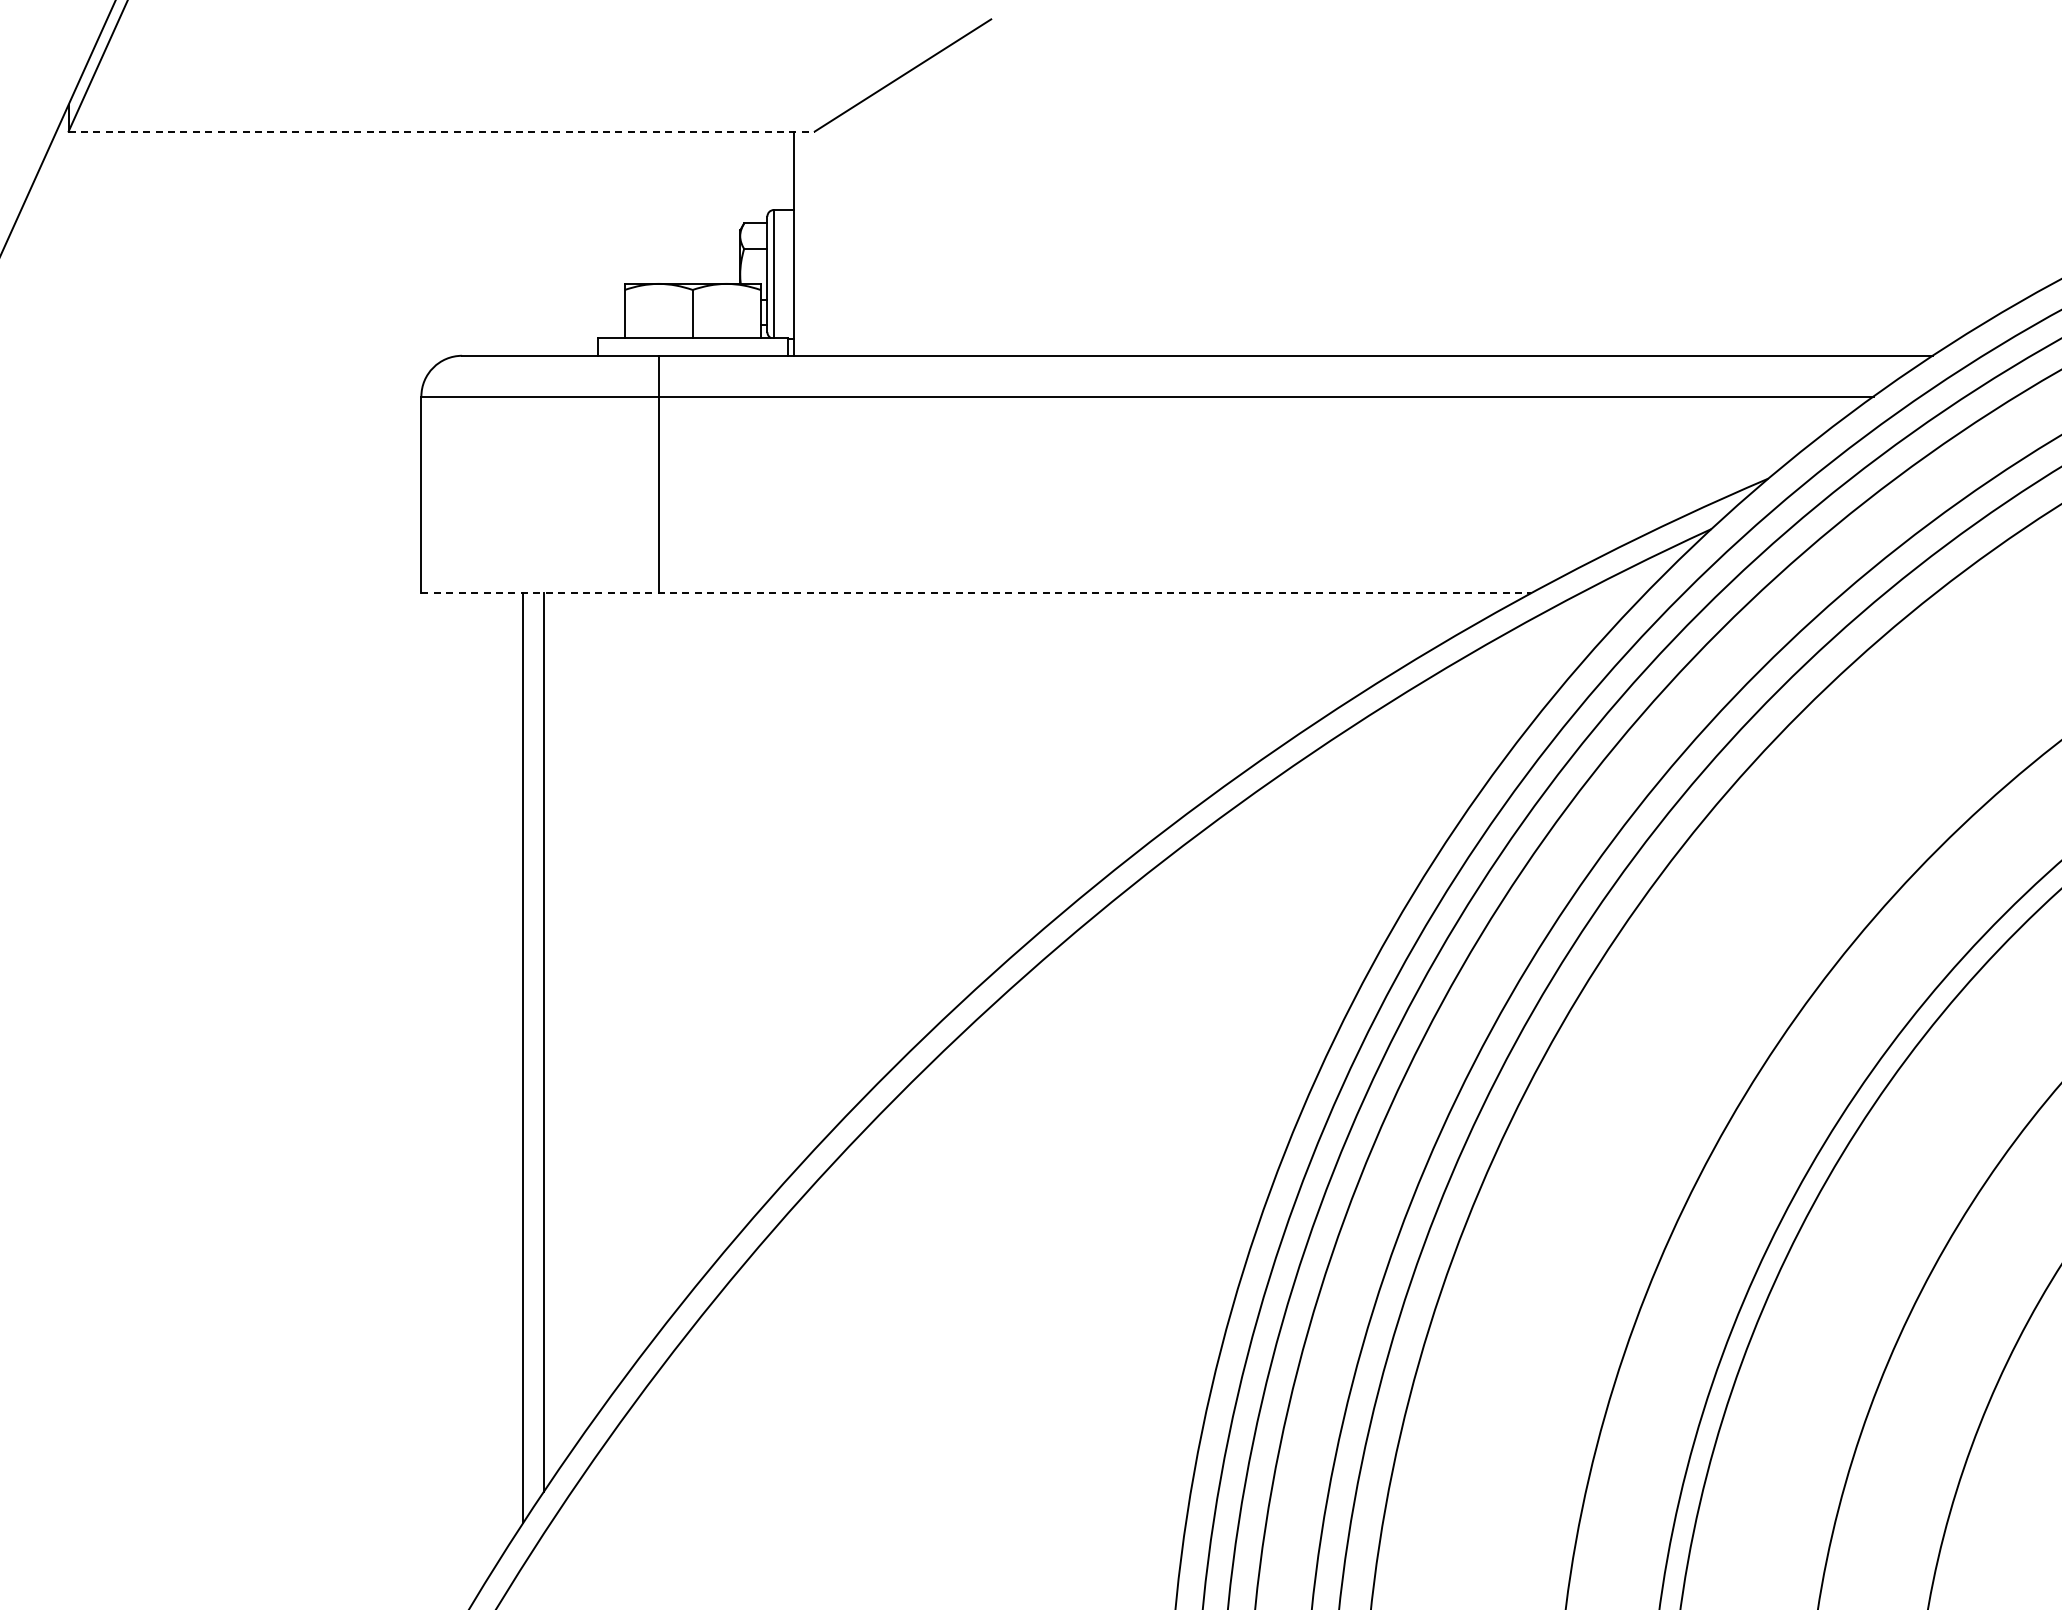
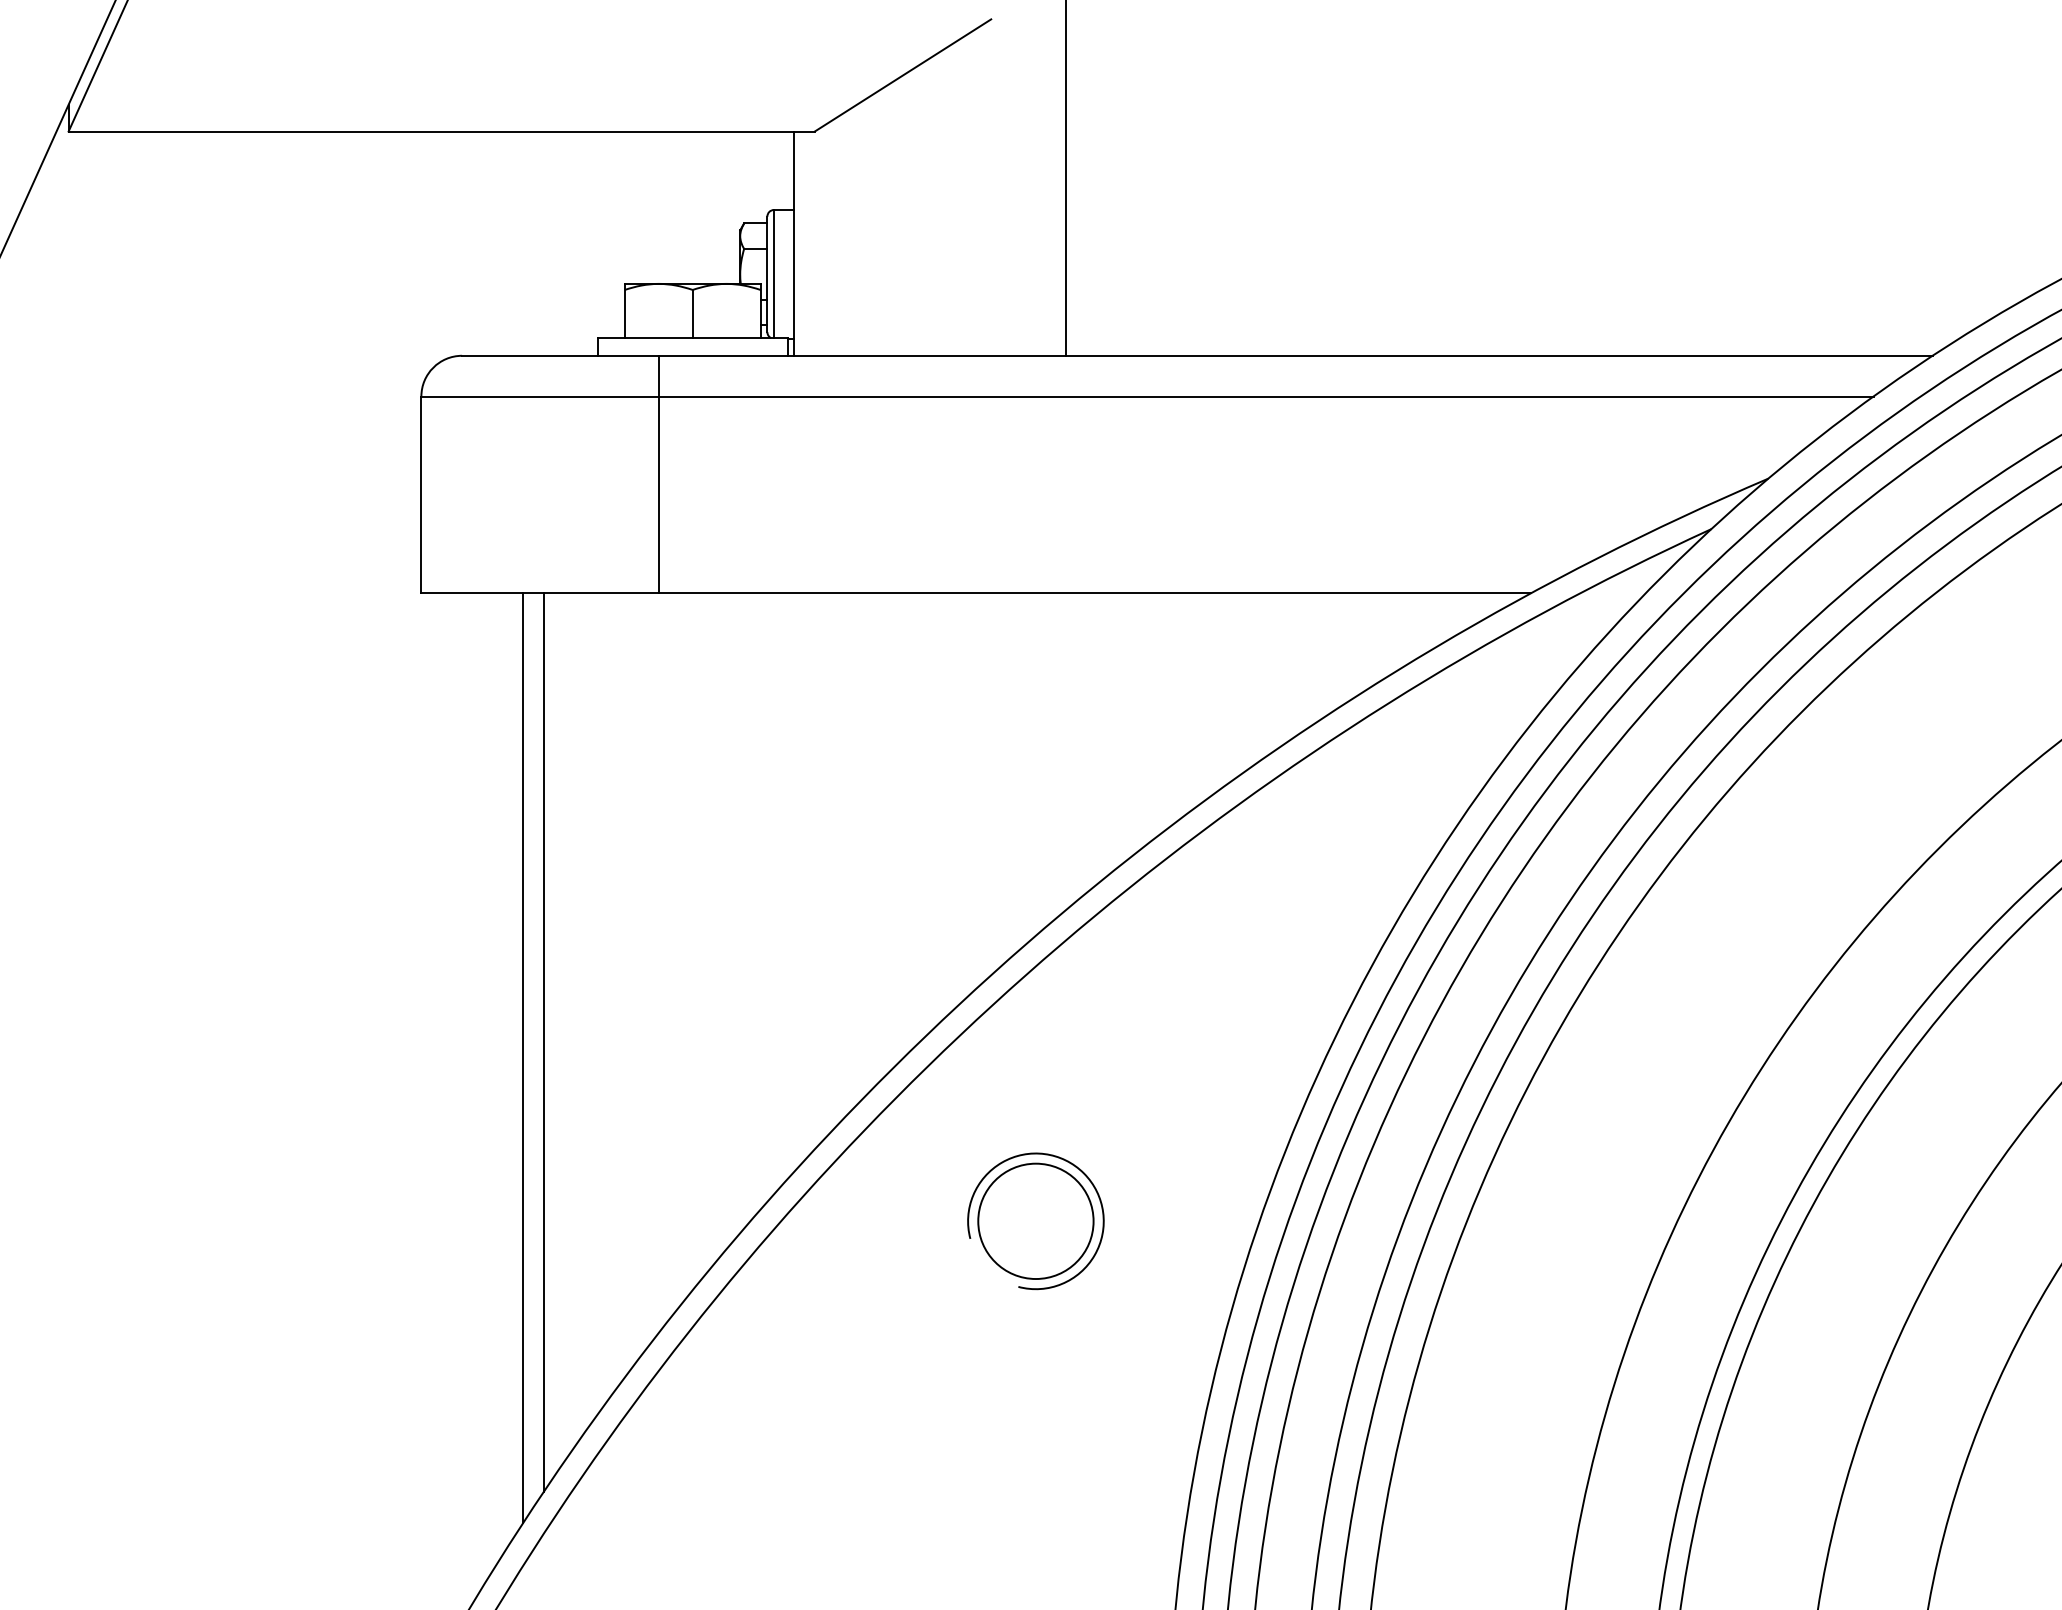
line: dashed -> solid (442, 131)
line: none -> present (1065, 178)
line: dashed -> solid (976, 593)
part: none -> present (1035, 1221)
